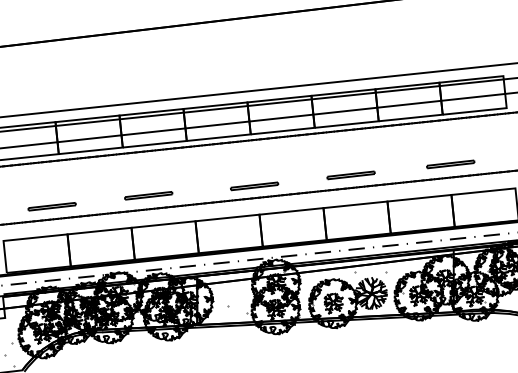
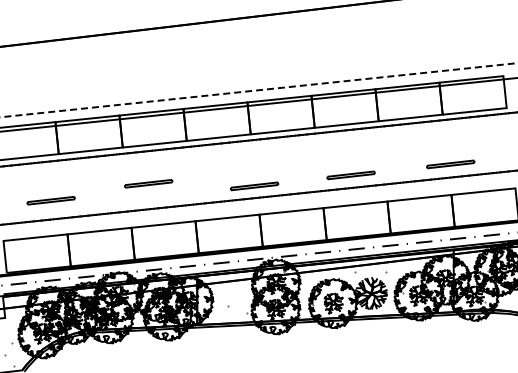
line: solid -> dashed (259, 90)
line: present -> none (258, 120)
part position: (148, 195) -> (148, 183) (148, 183)
part position: (51, 206) -> (50, 200) (50, 200)
